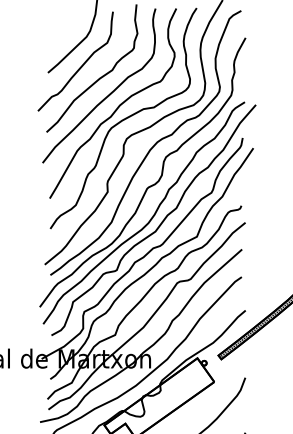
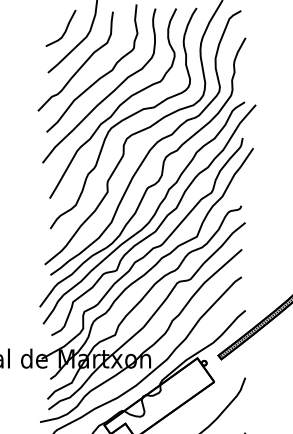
part: none -> present (60, 27)
